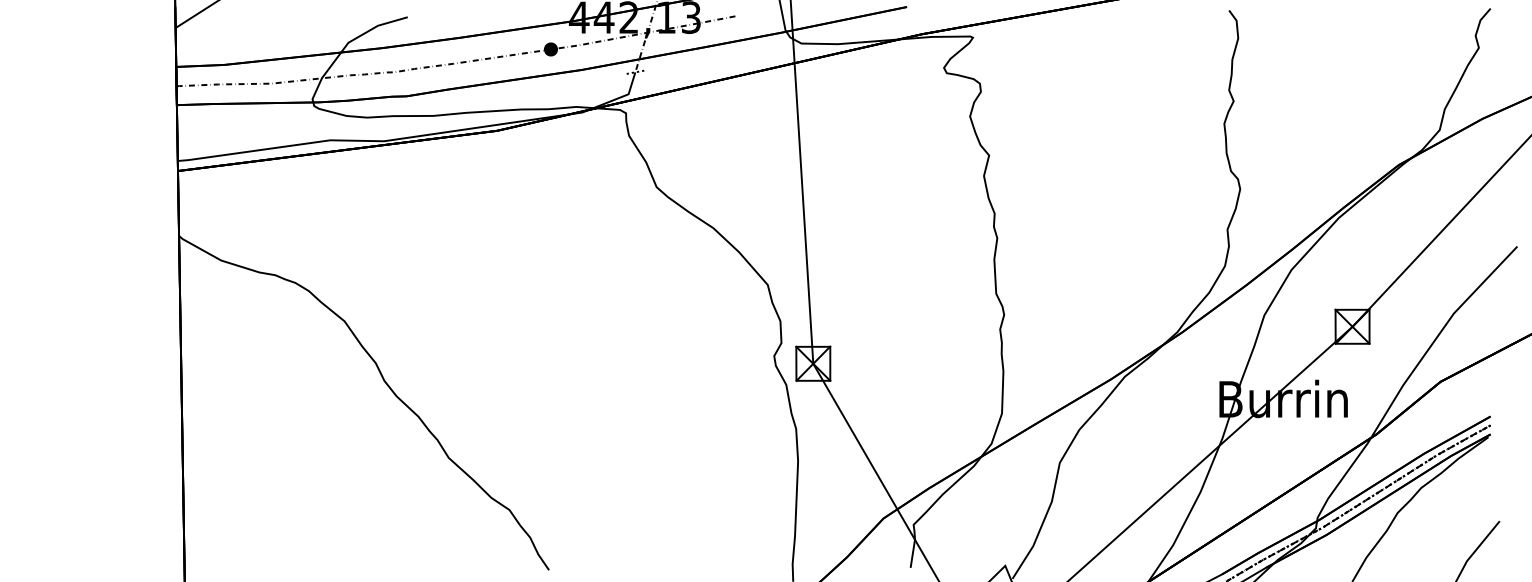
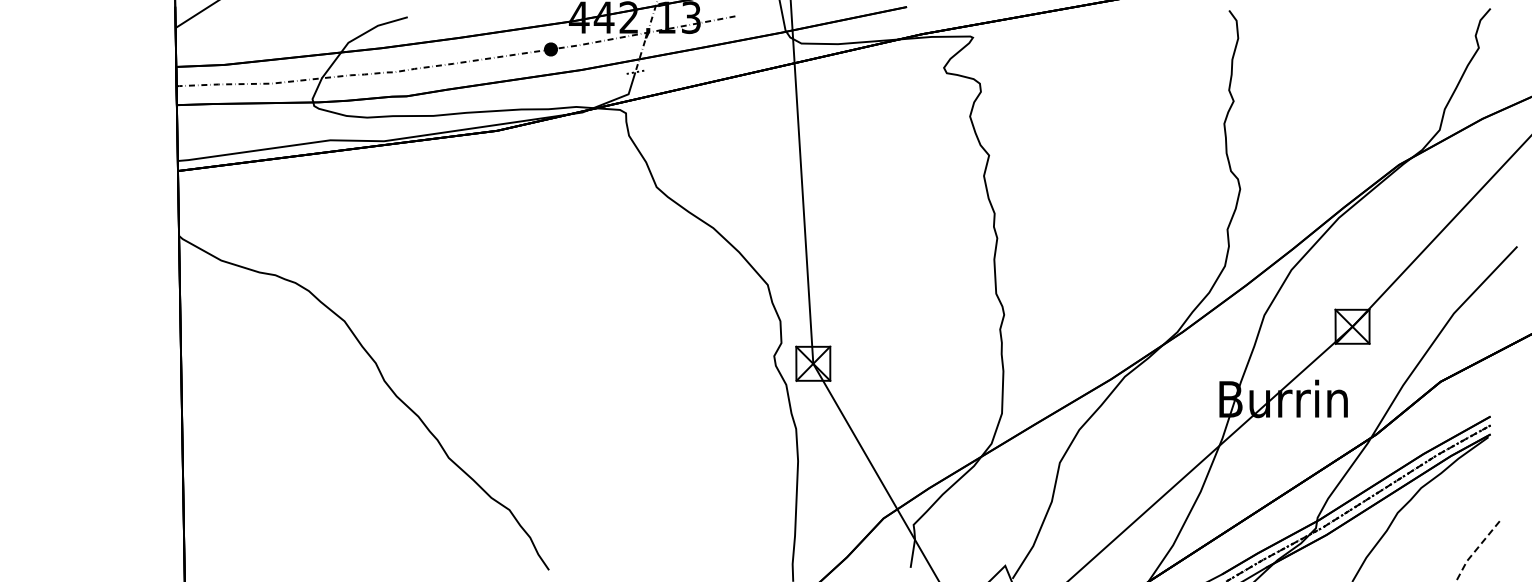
line: solid -> dashed (1475, 550)
